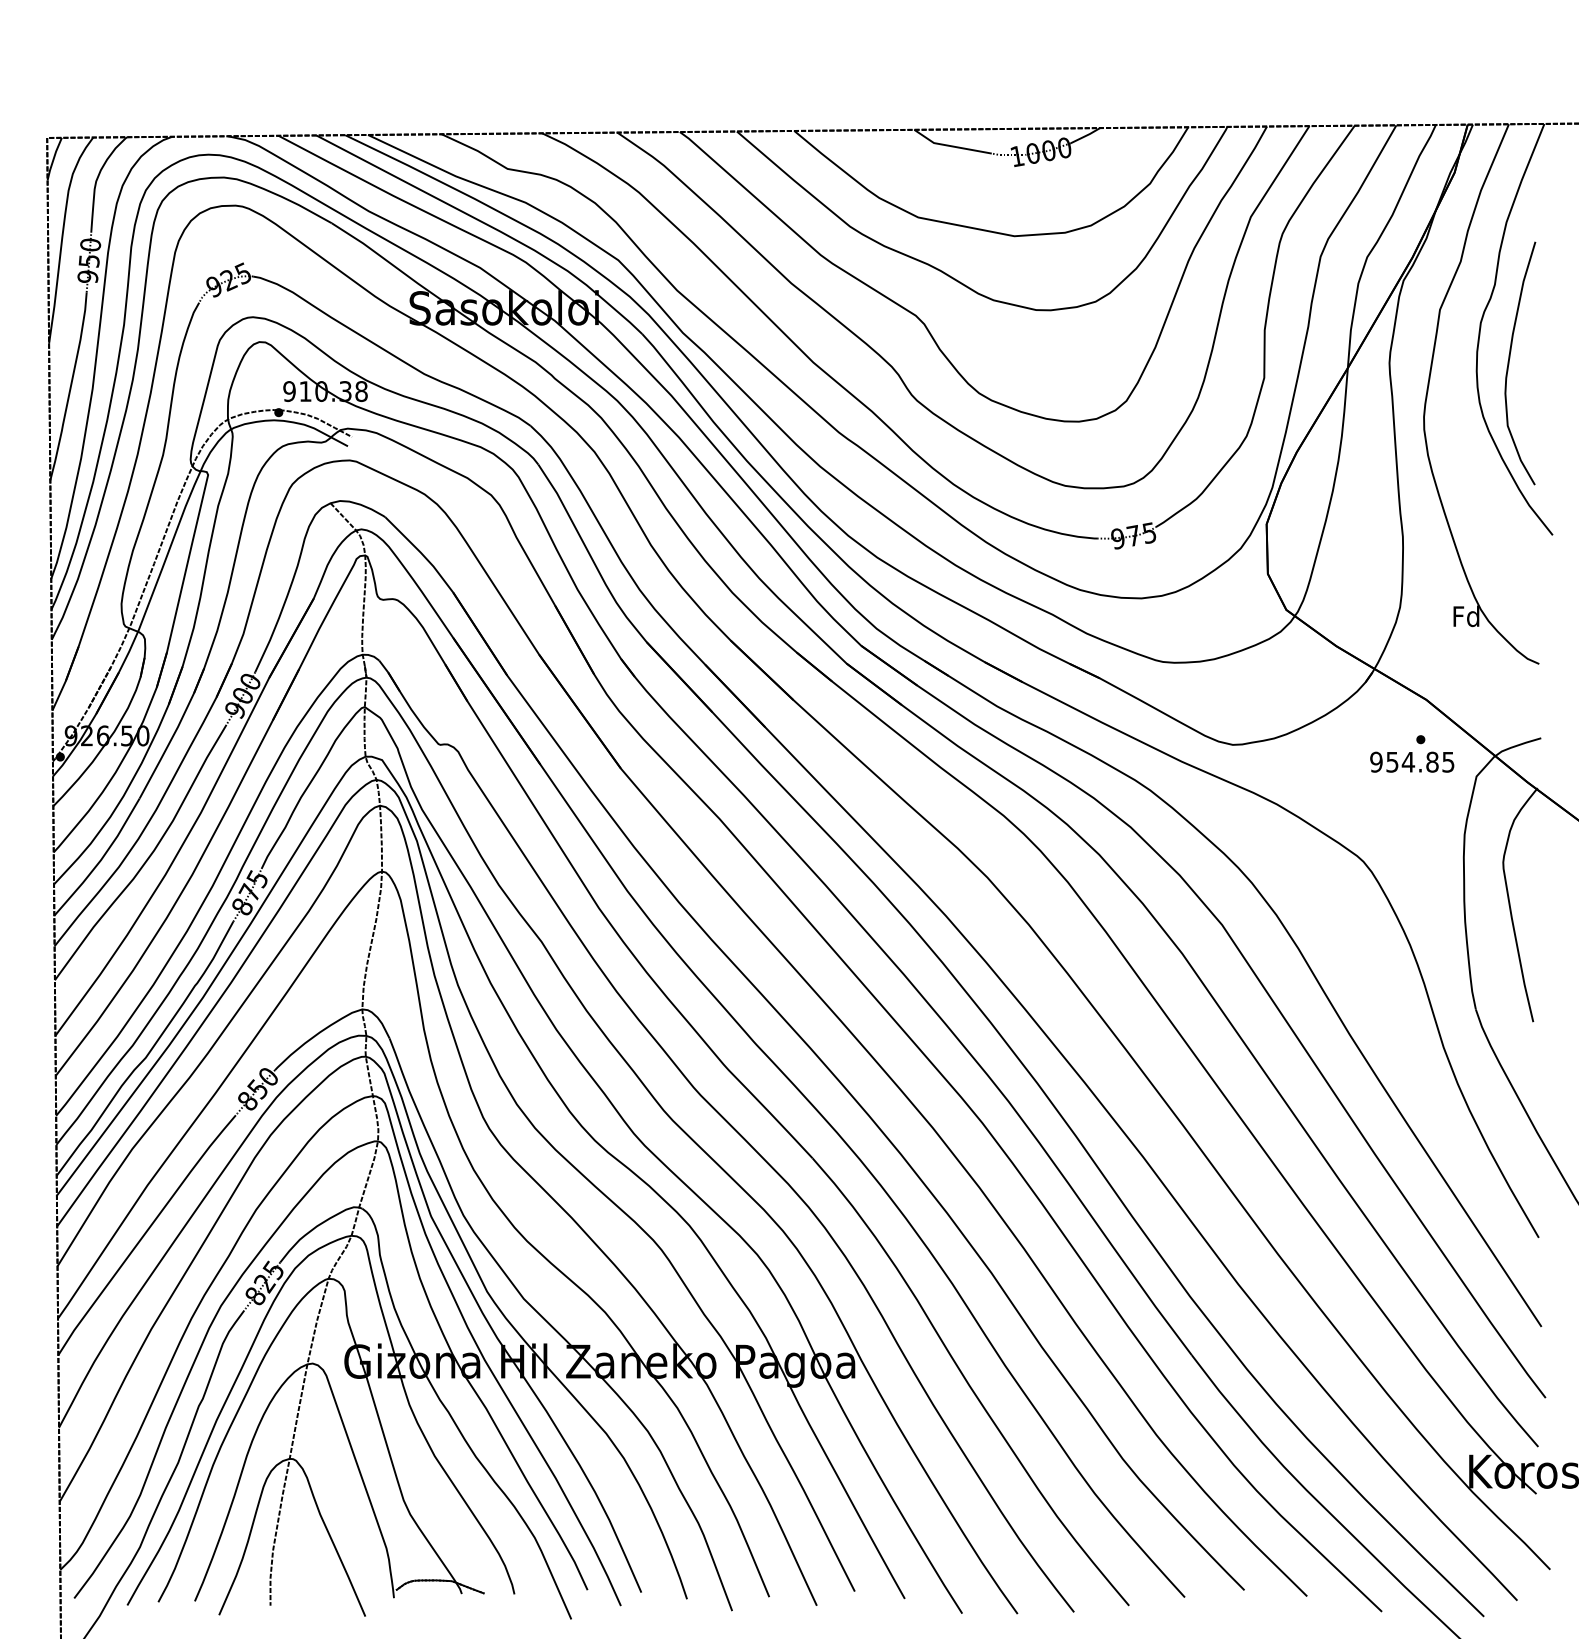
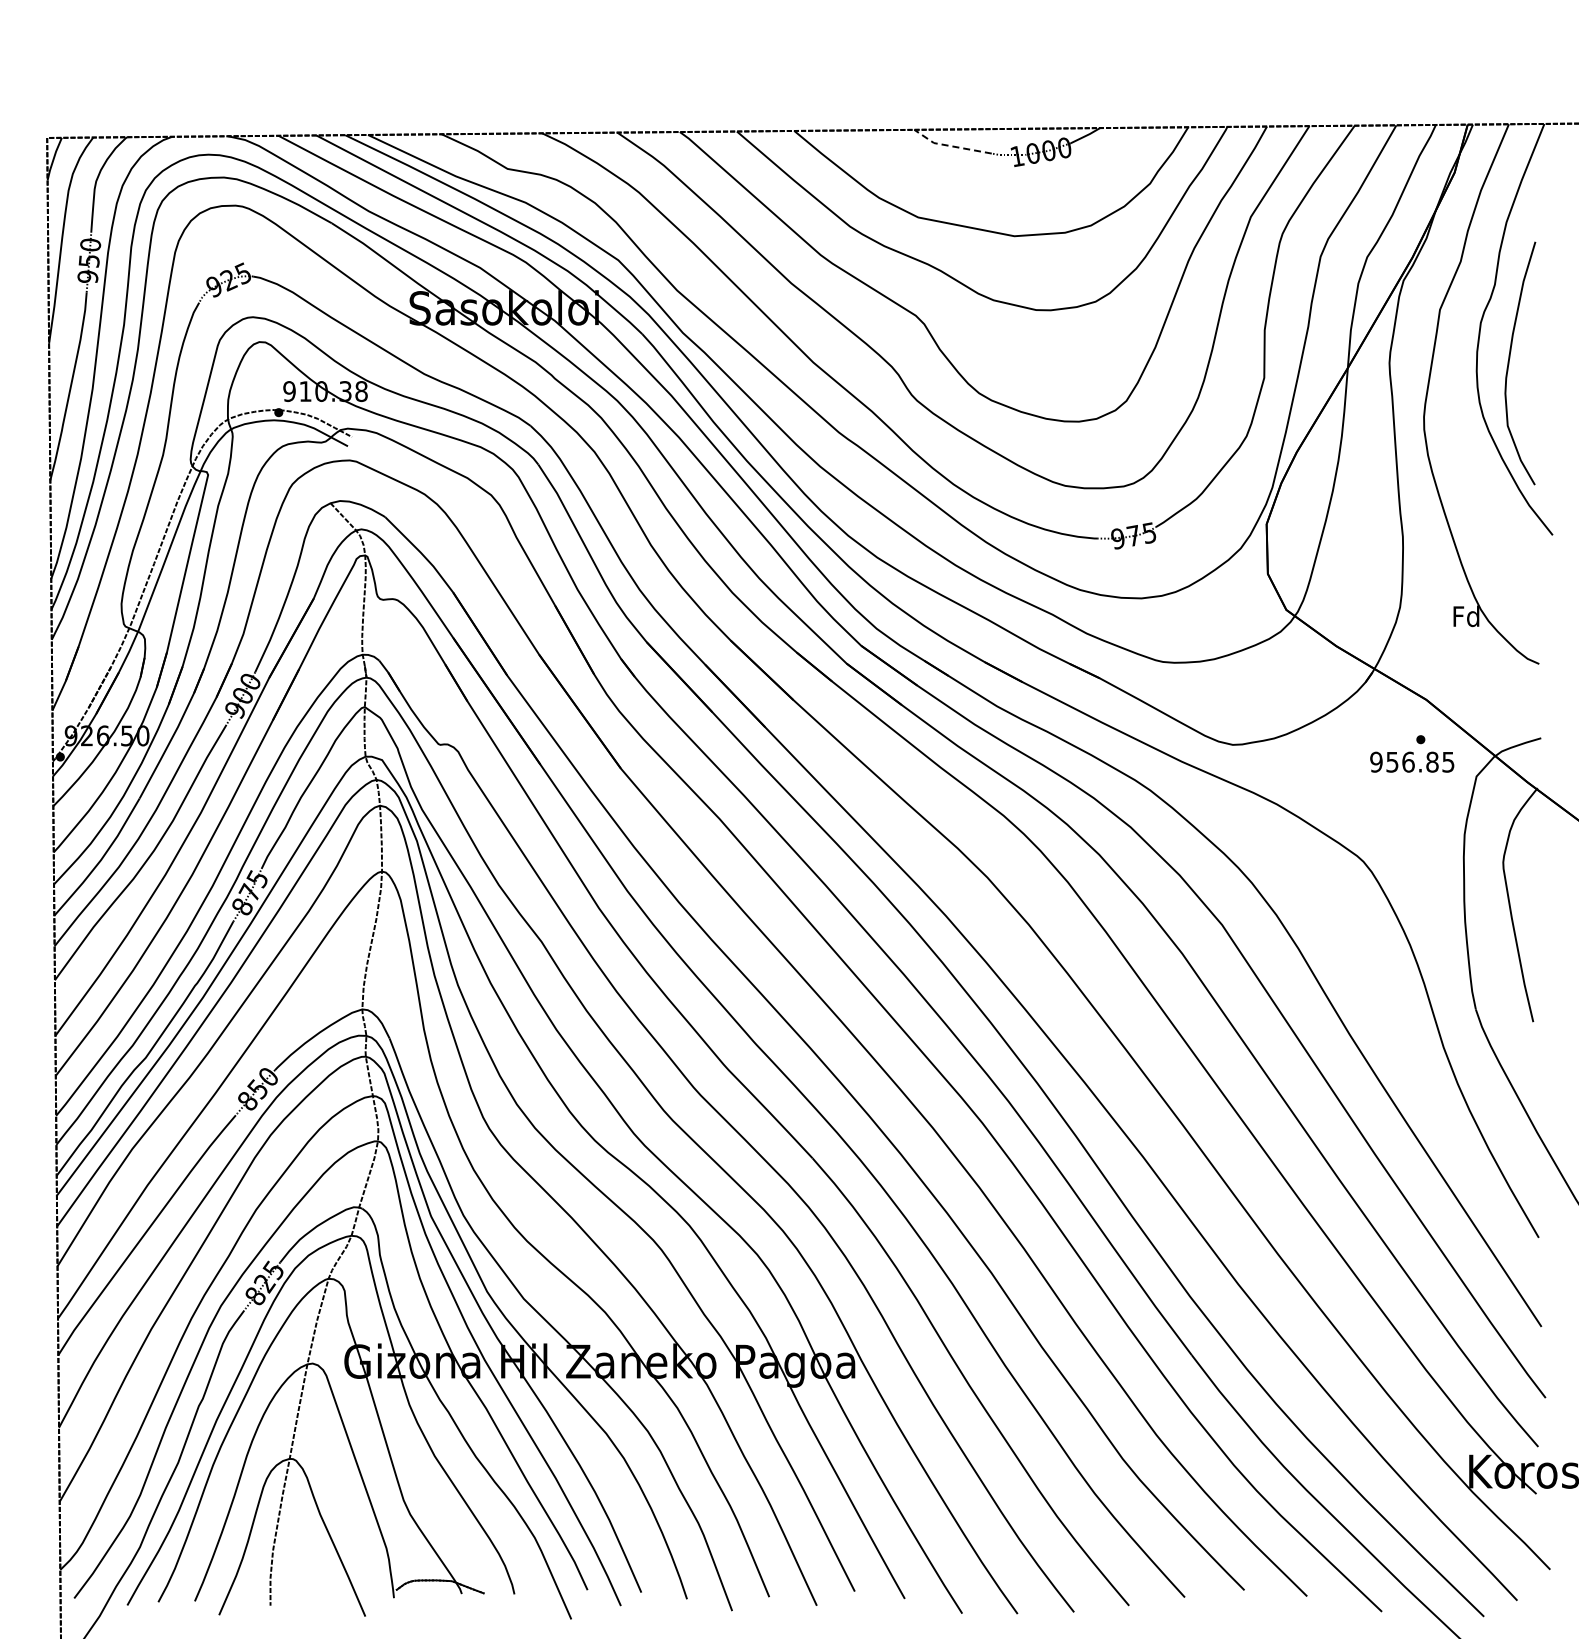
line: solid -> dashed (950, 146)
text: 954.85 -> 956.85 (1408, 761)
